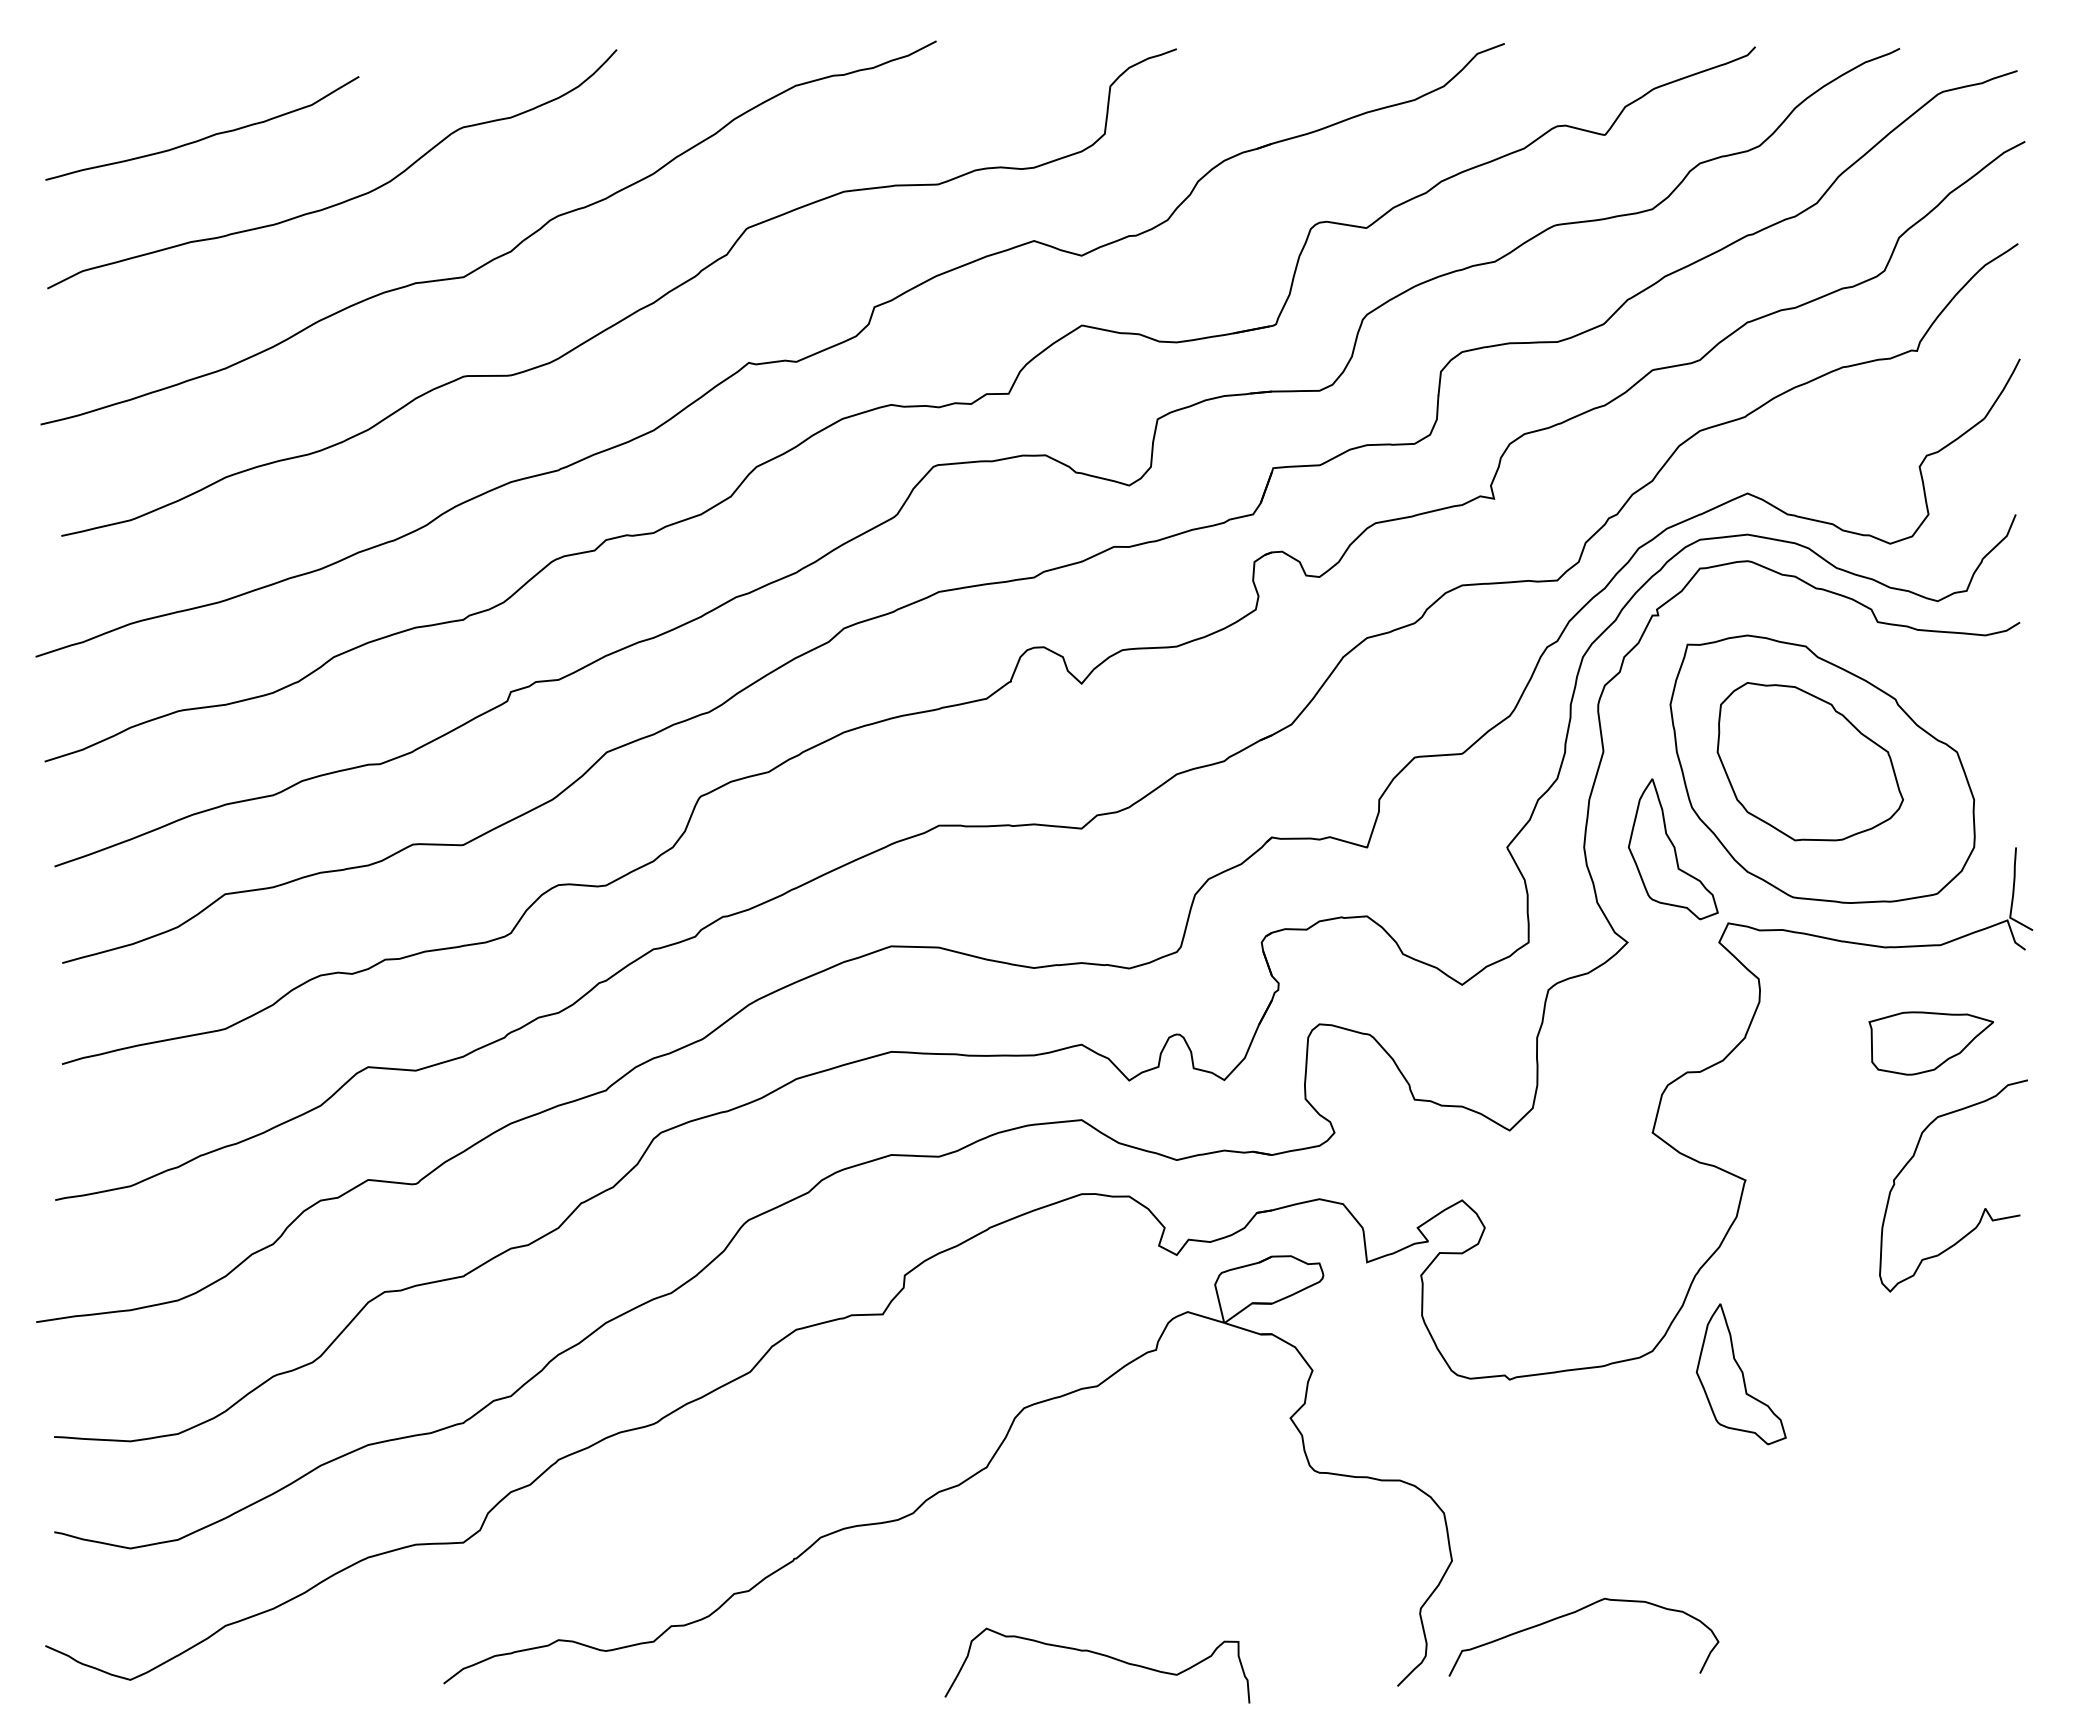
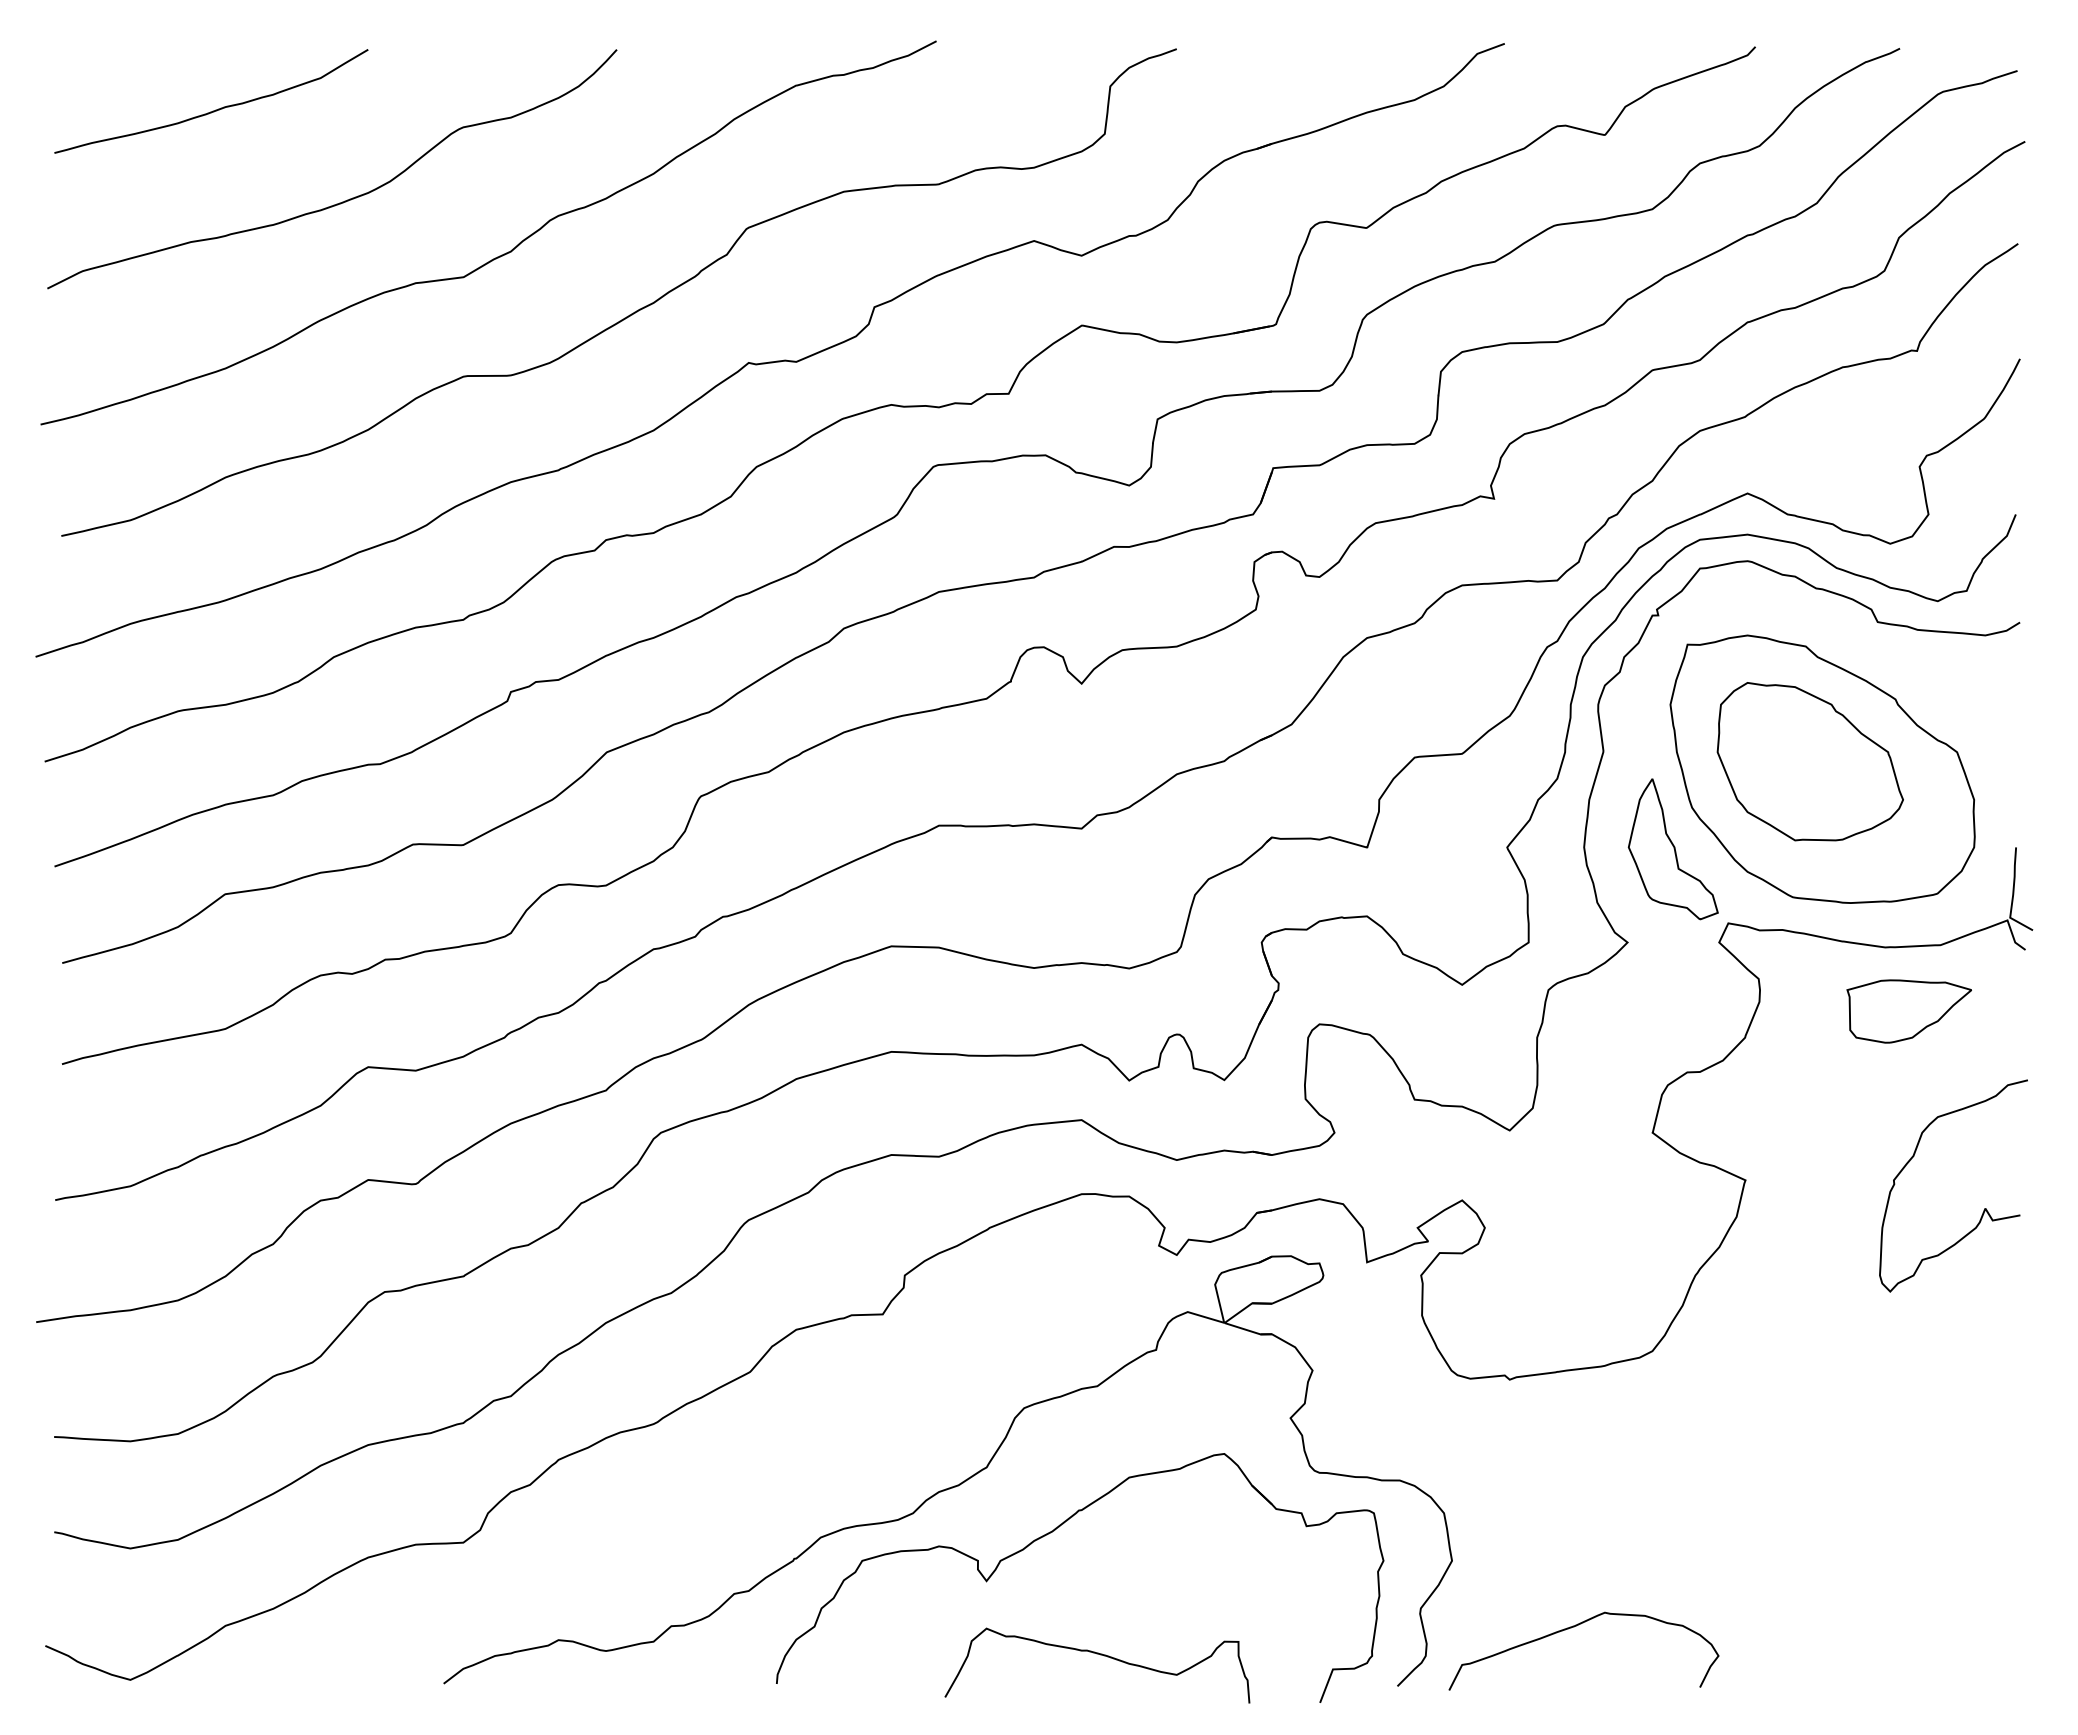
curve position: (206, 136) -> (215, 109) (215, 109)
part position: (1930, 1043) -> (1908, 1011) (1908, 1011)
part: present -> none (1740, 1374)
part: none -> present (1054, 1531)
curve position: (1574, 1613) -> (1574, 1627) (1574, 1627)
